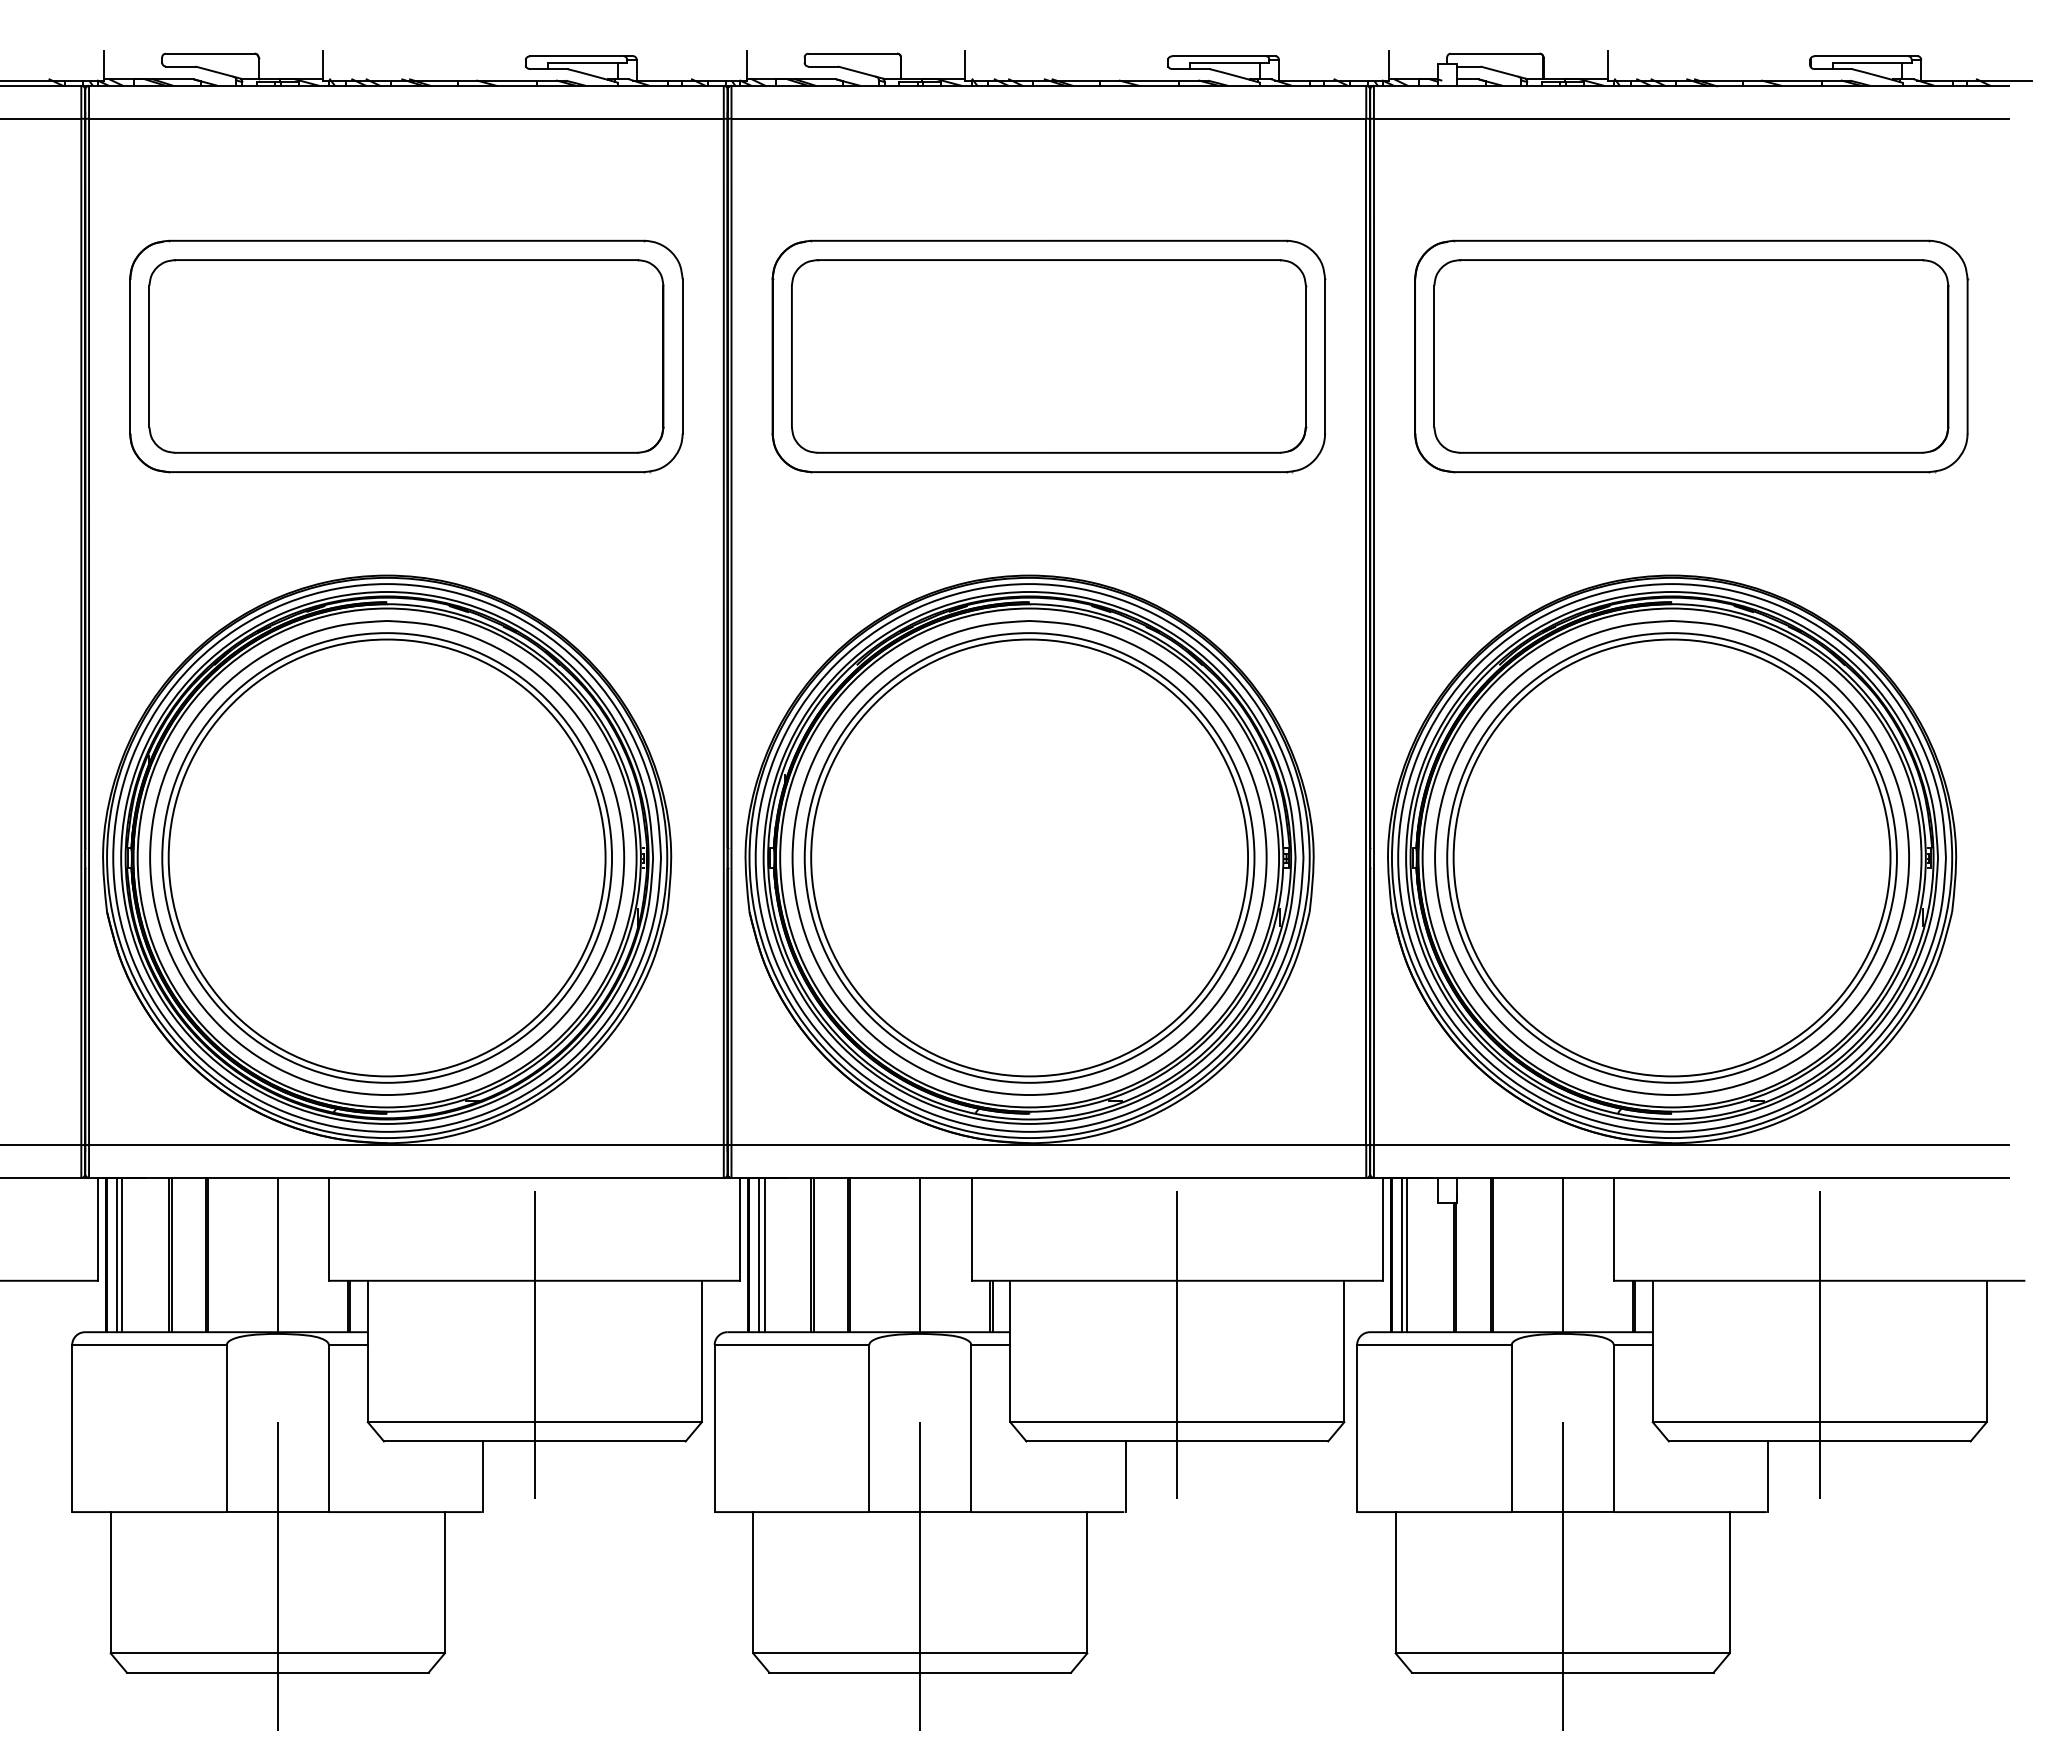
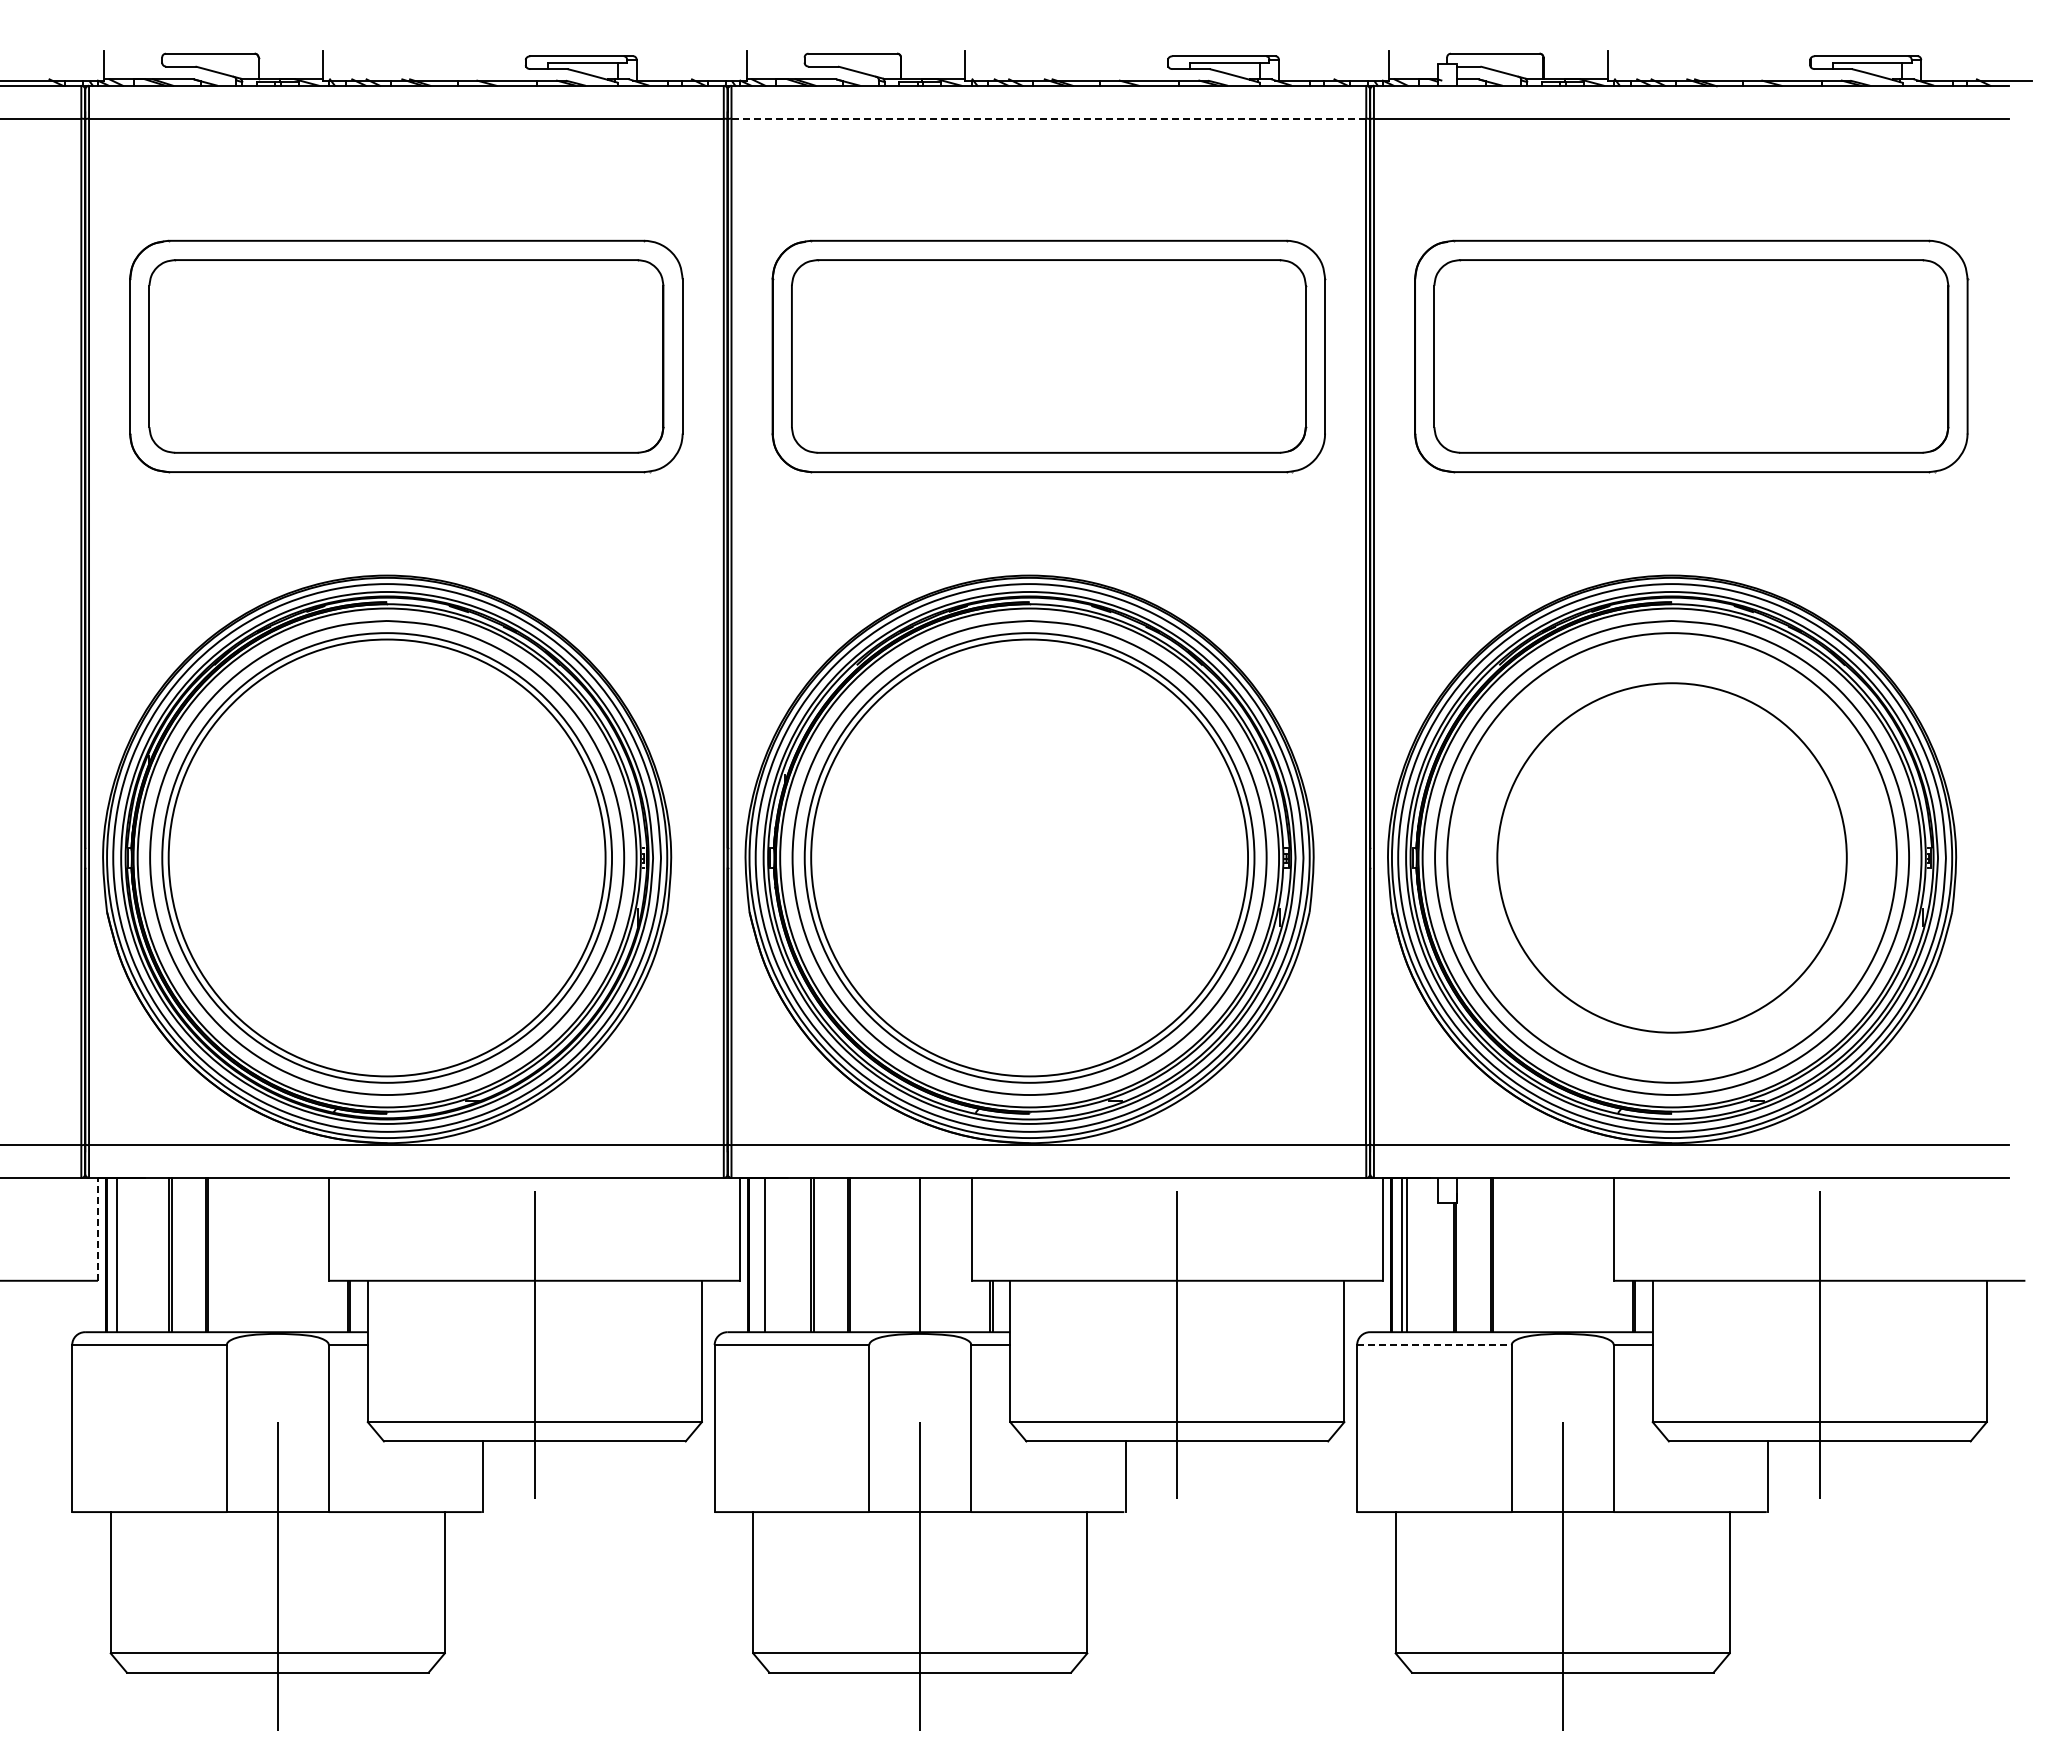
line: solid -> dashed (1049, 118)
circle diameter: 437 px -> 349 px (1671, 857)
line: solid -> dashed (97, 1228)
line: present -> none (122, 1255)
line: present -> none (277, 1255)
line: present -> none (759, 1255)
line: present -> none (1562, 1255)
line: solid -> dashed (1434, 1345)
